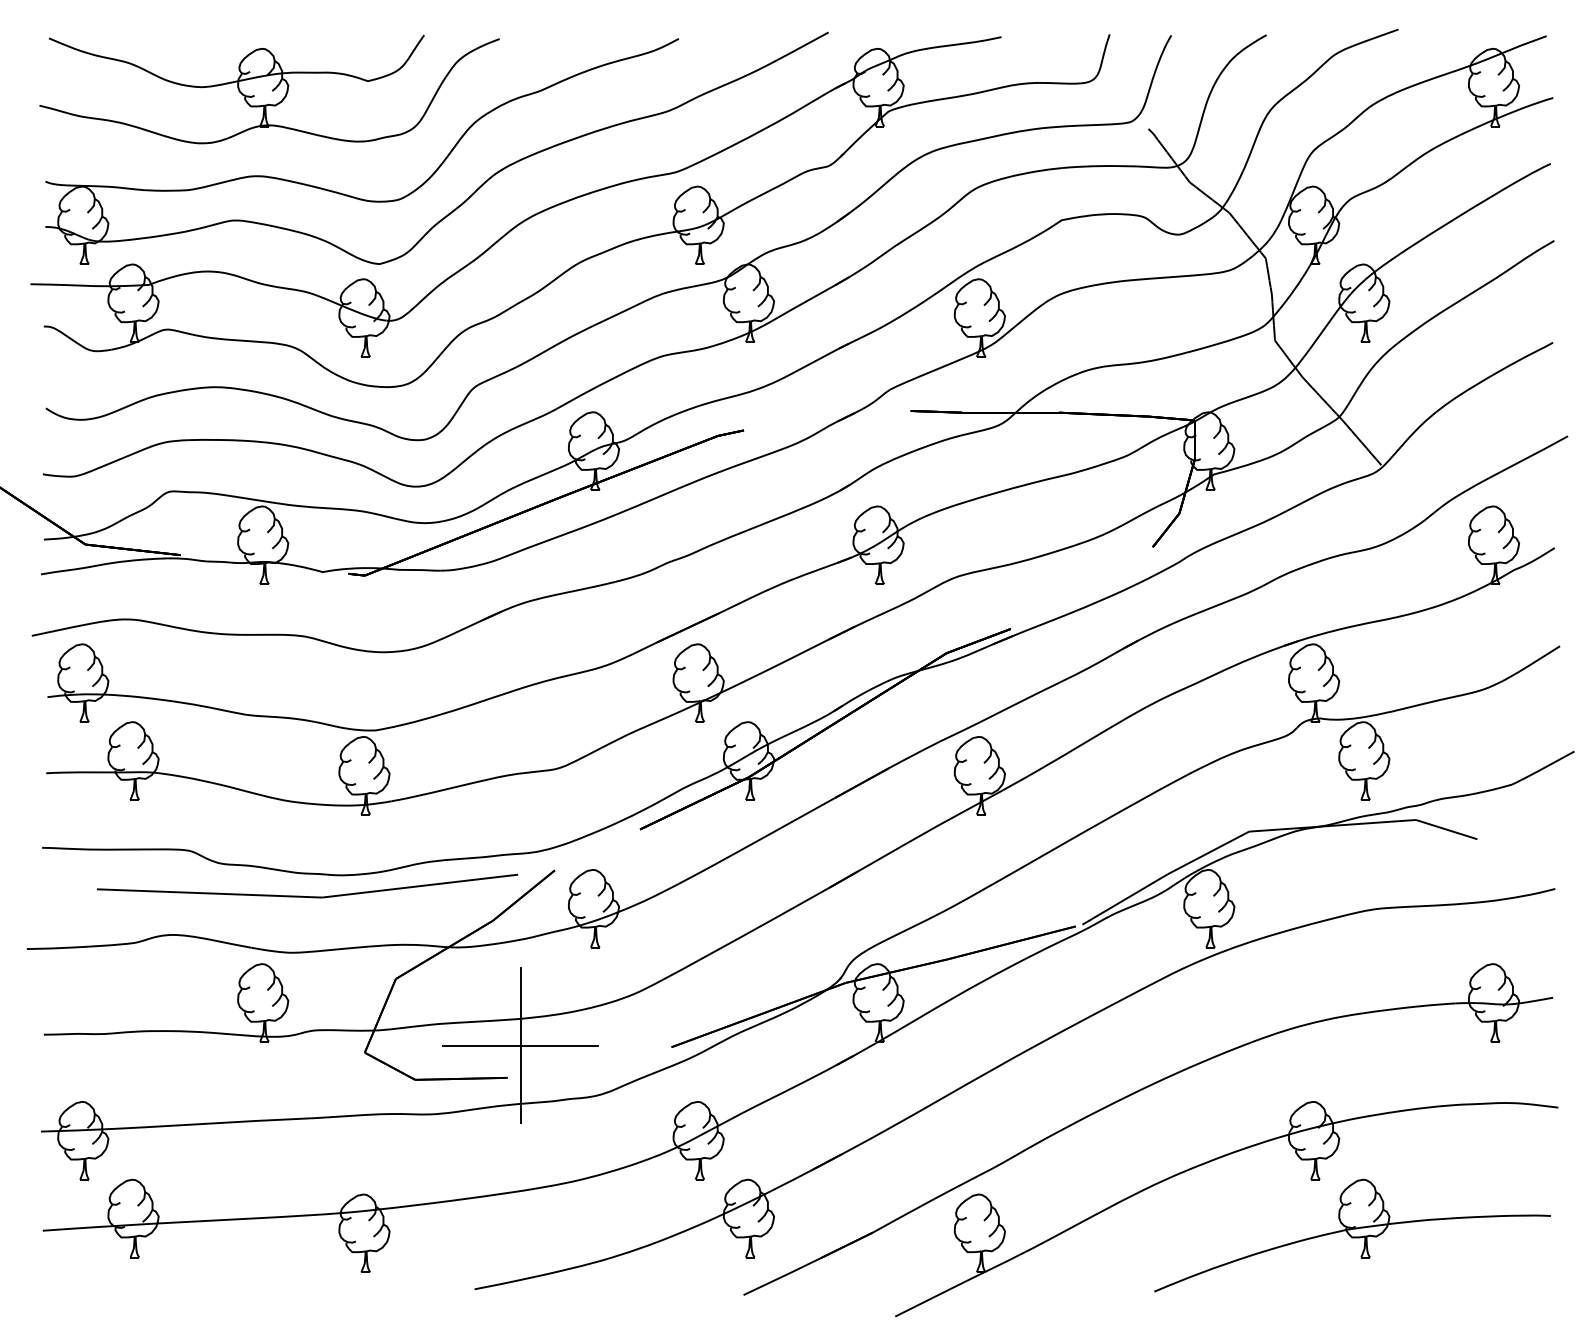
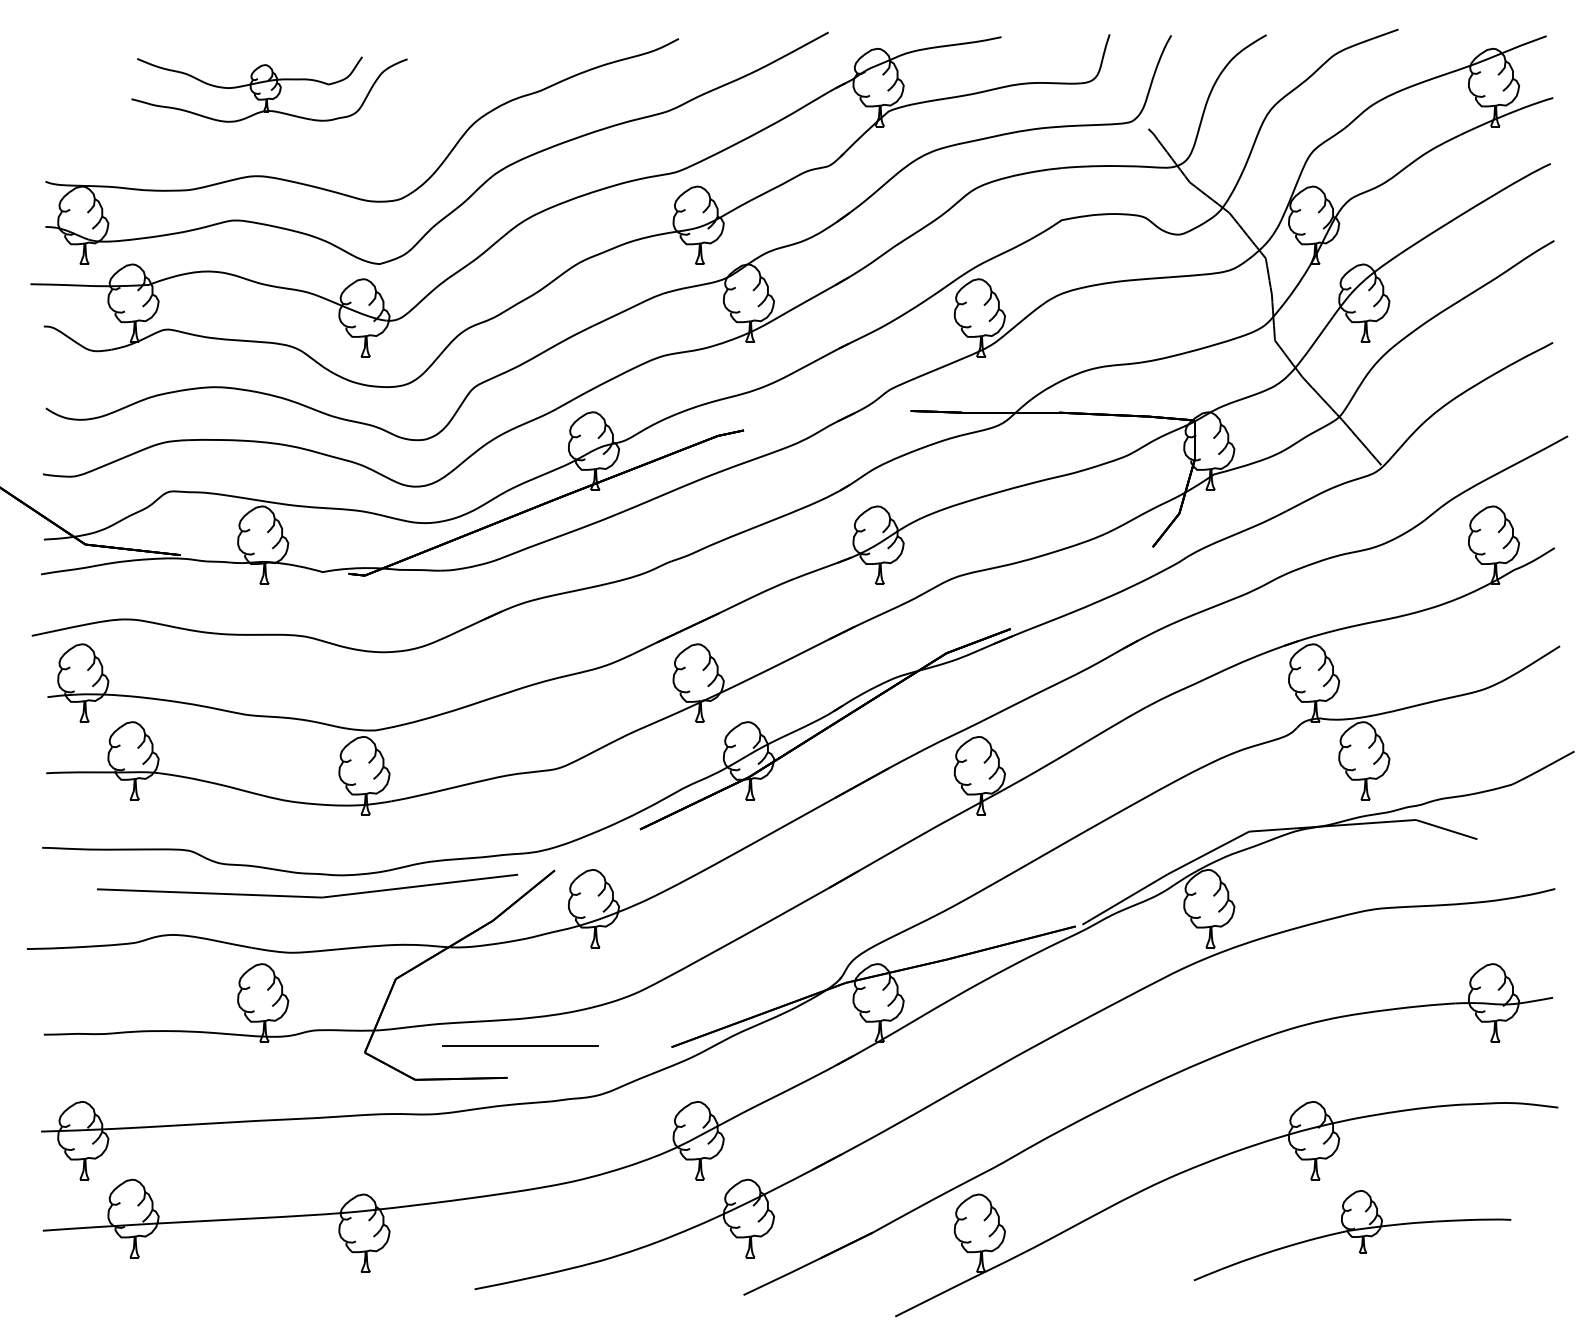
part size: 461x111 px -> 277x67 px (269, 89)
line: present -> none (520, 1045)
part size: 397x115 px -> 319x92 px (1352, 1235)
